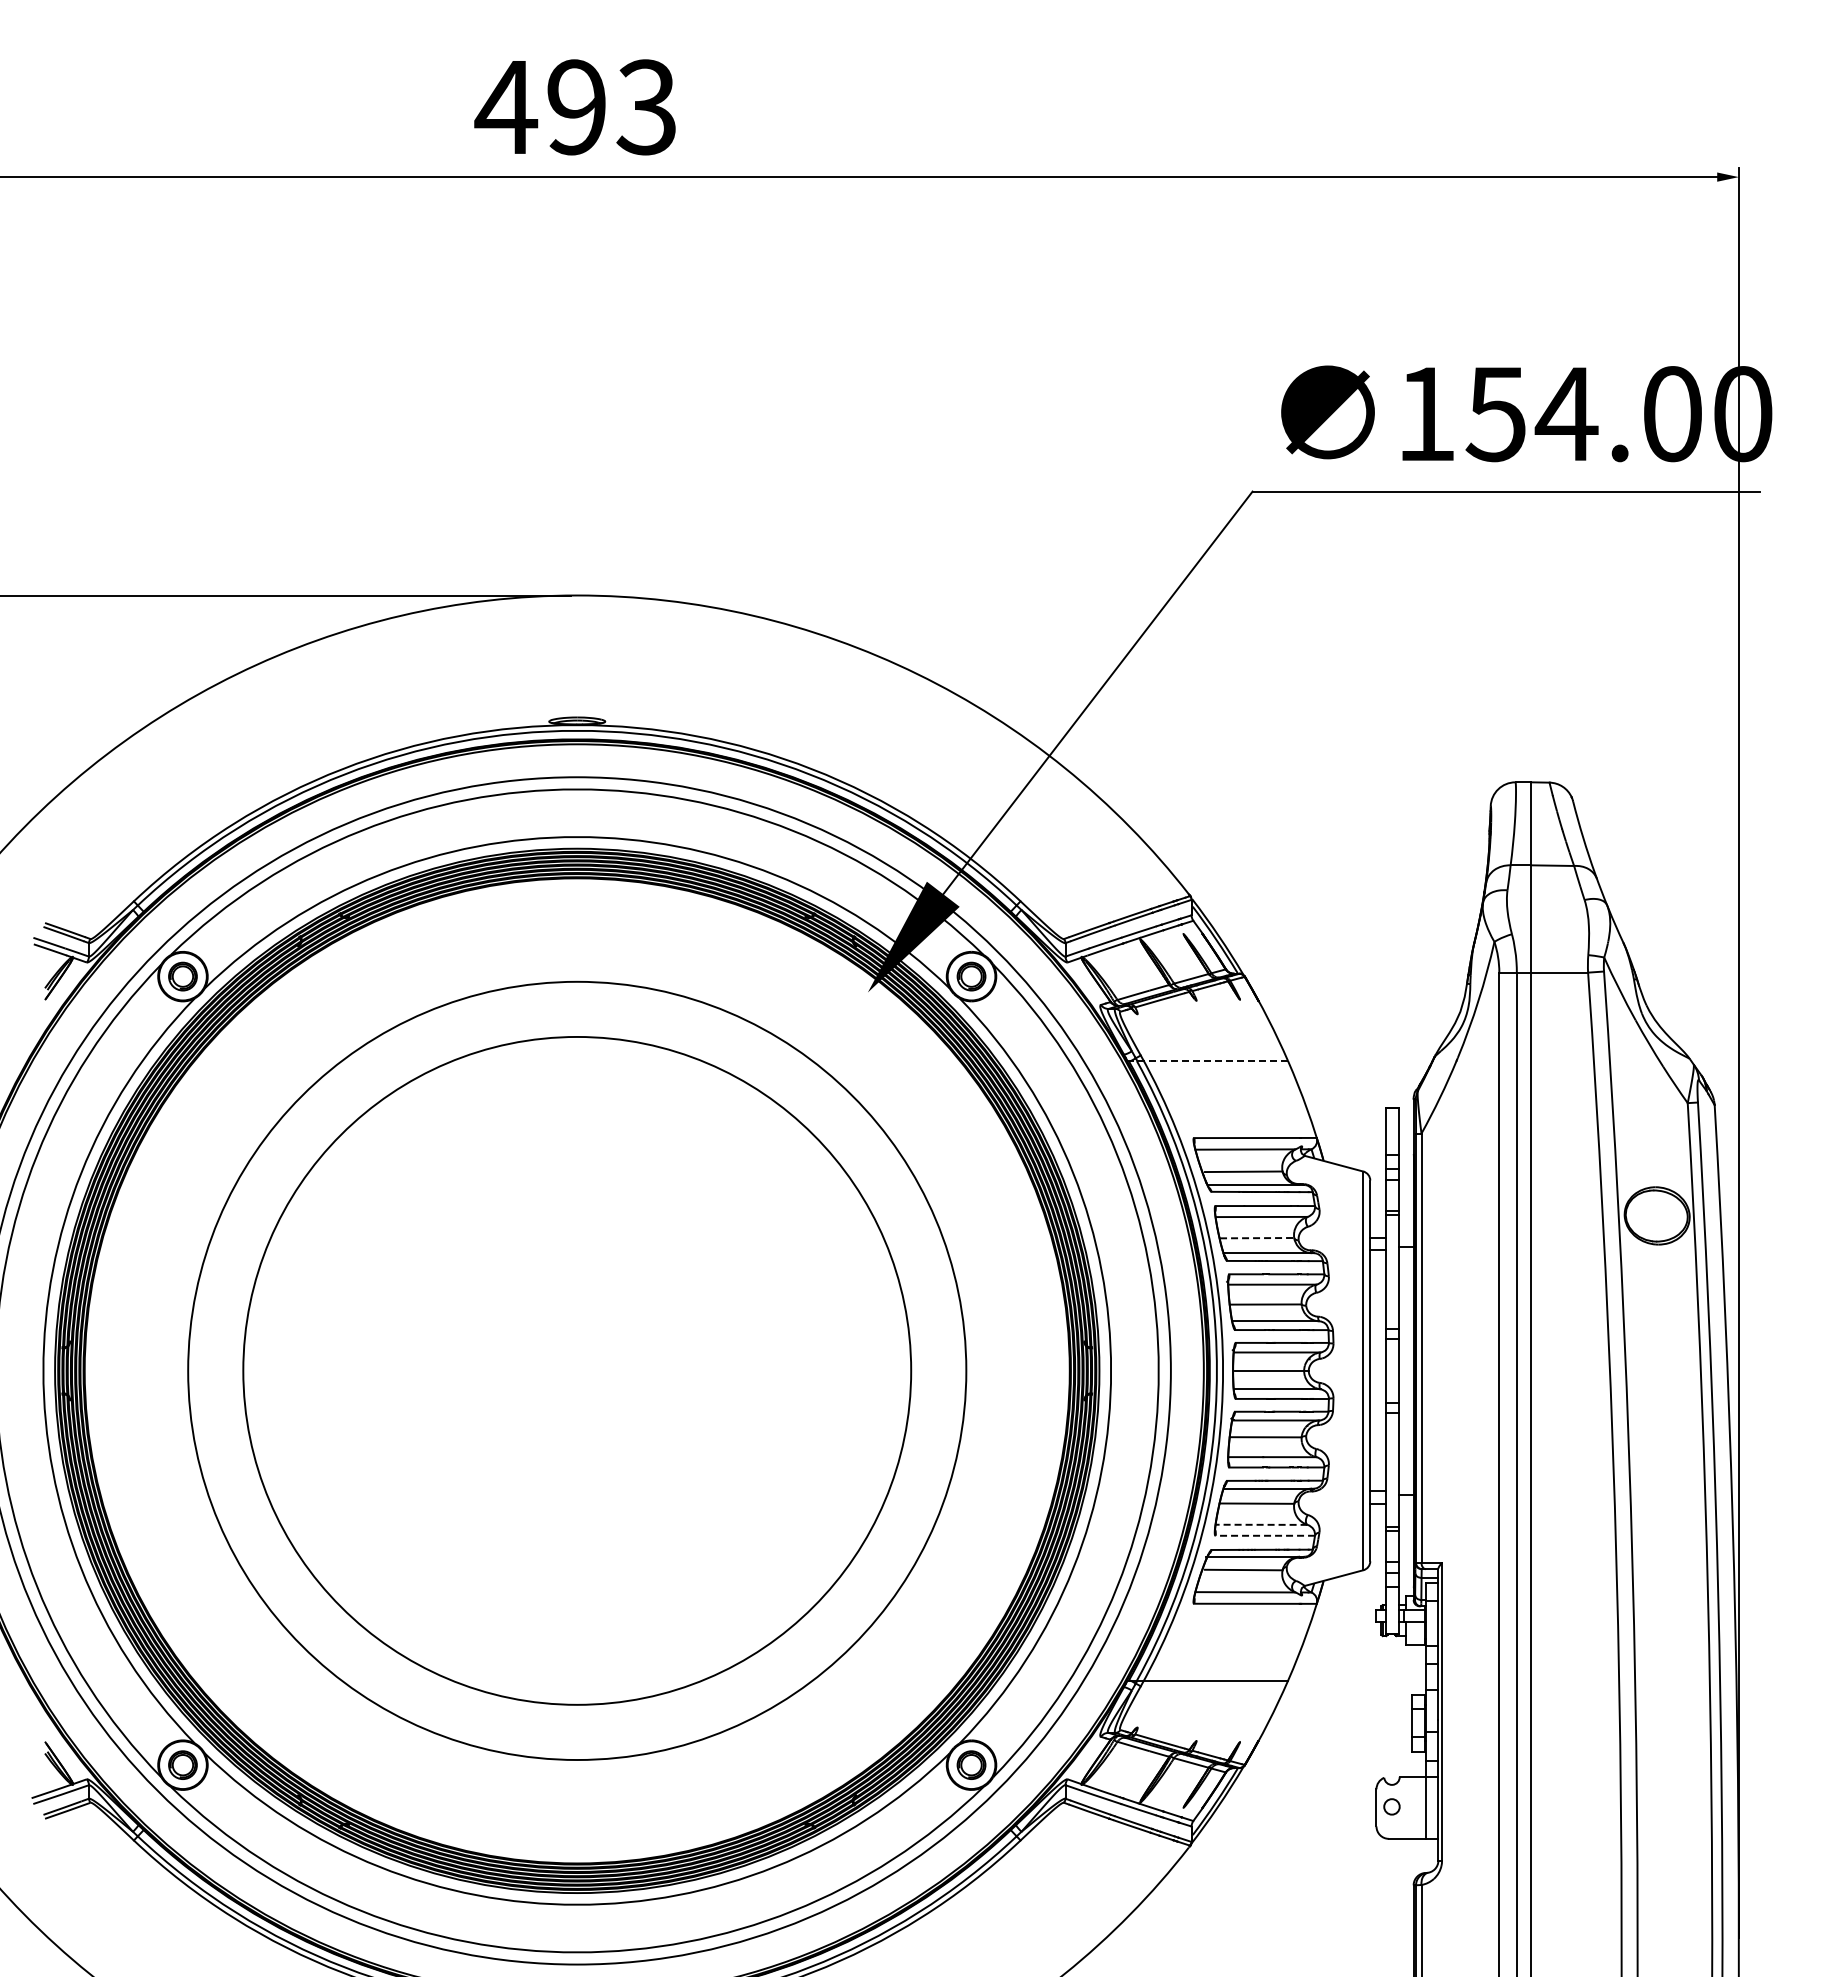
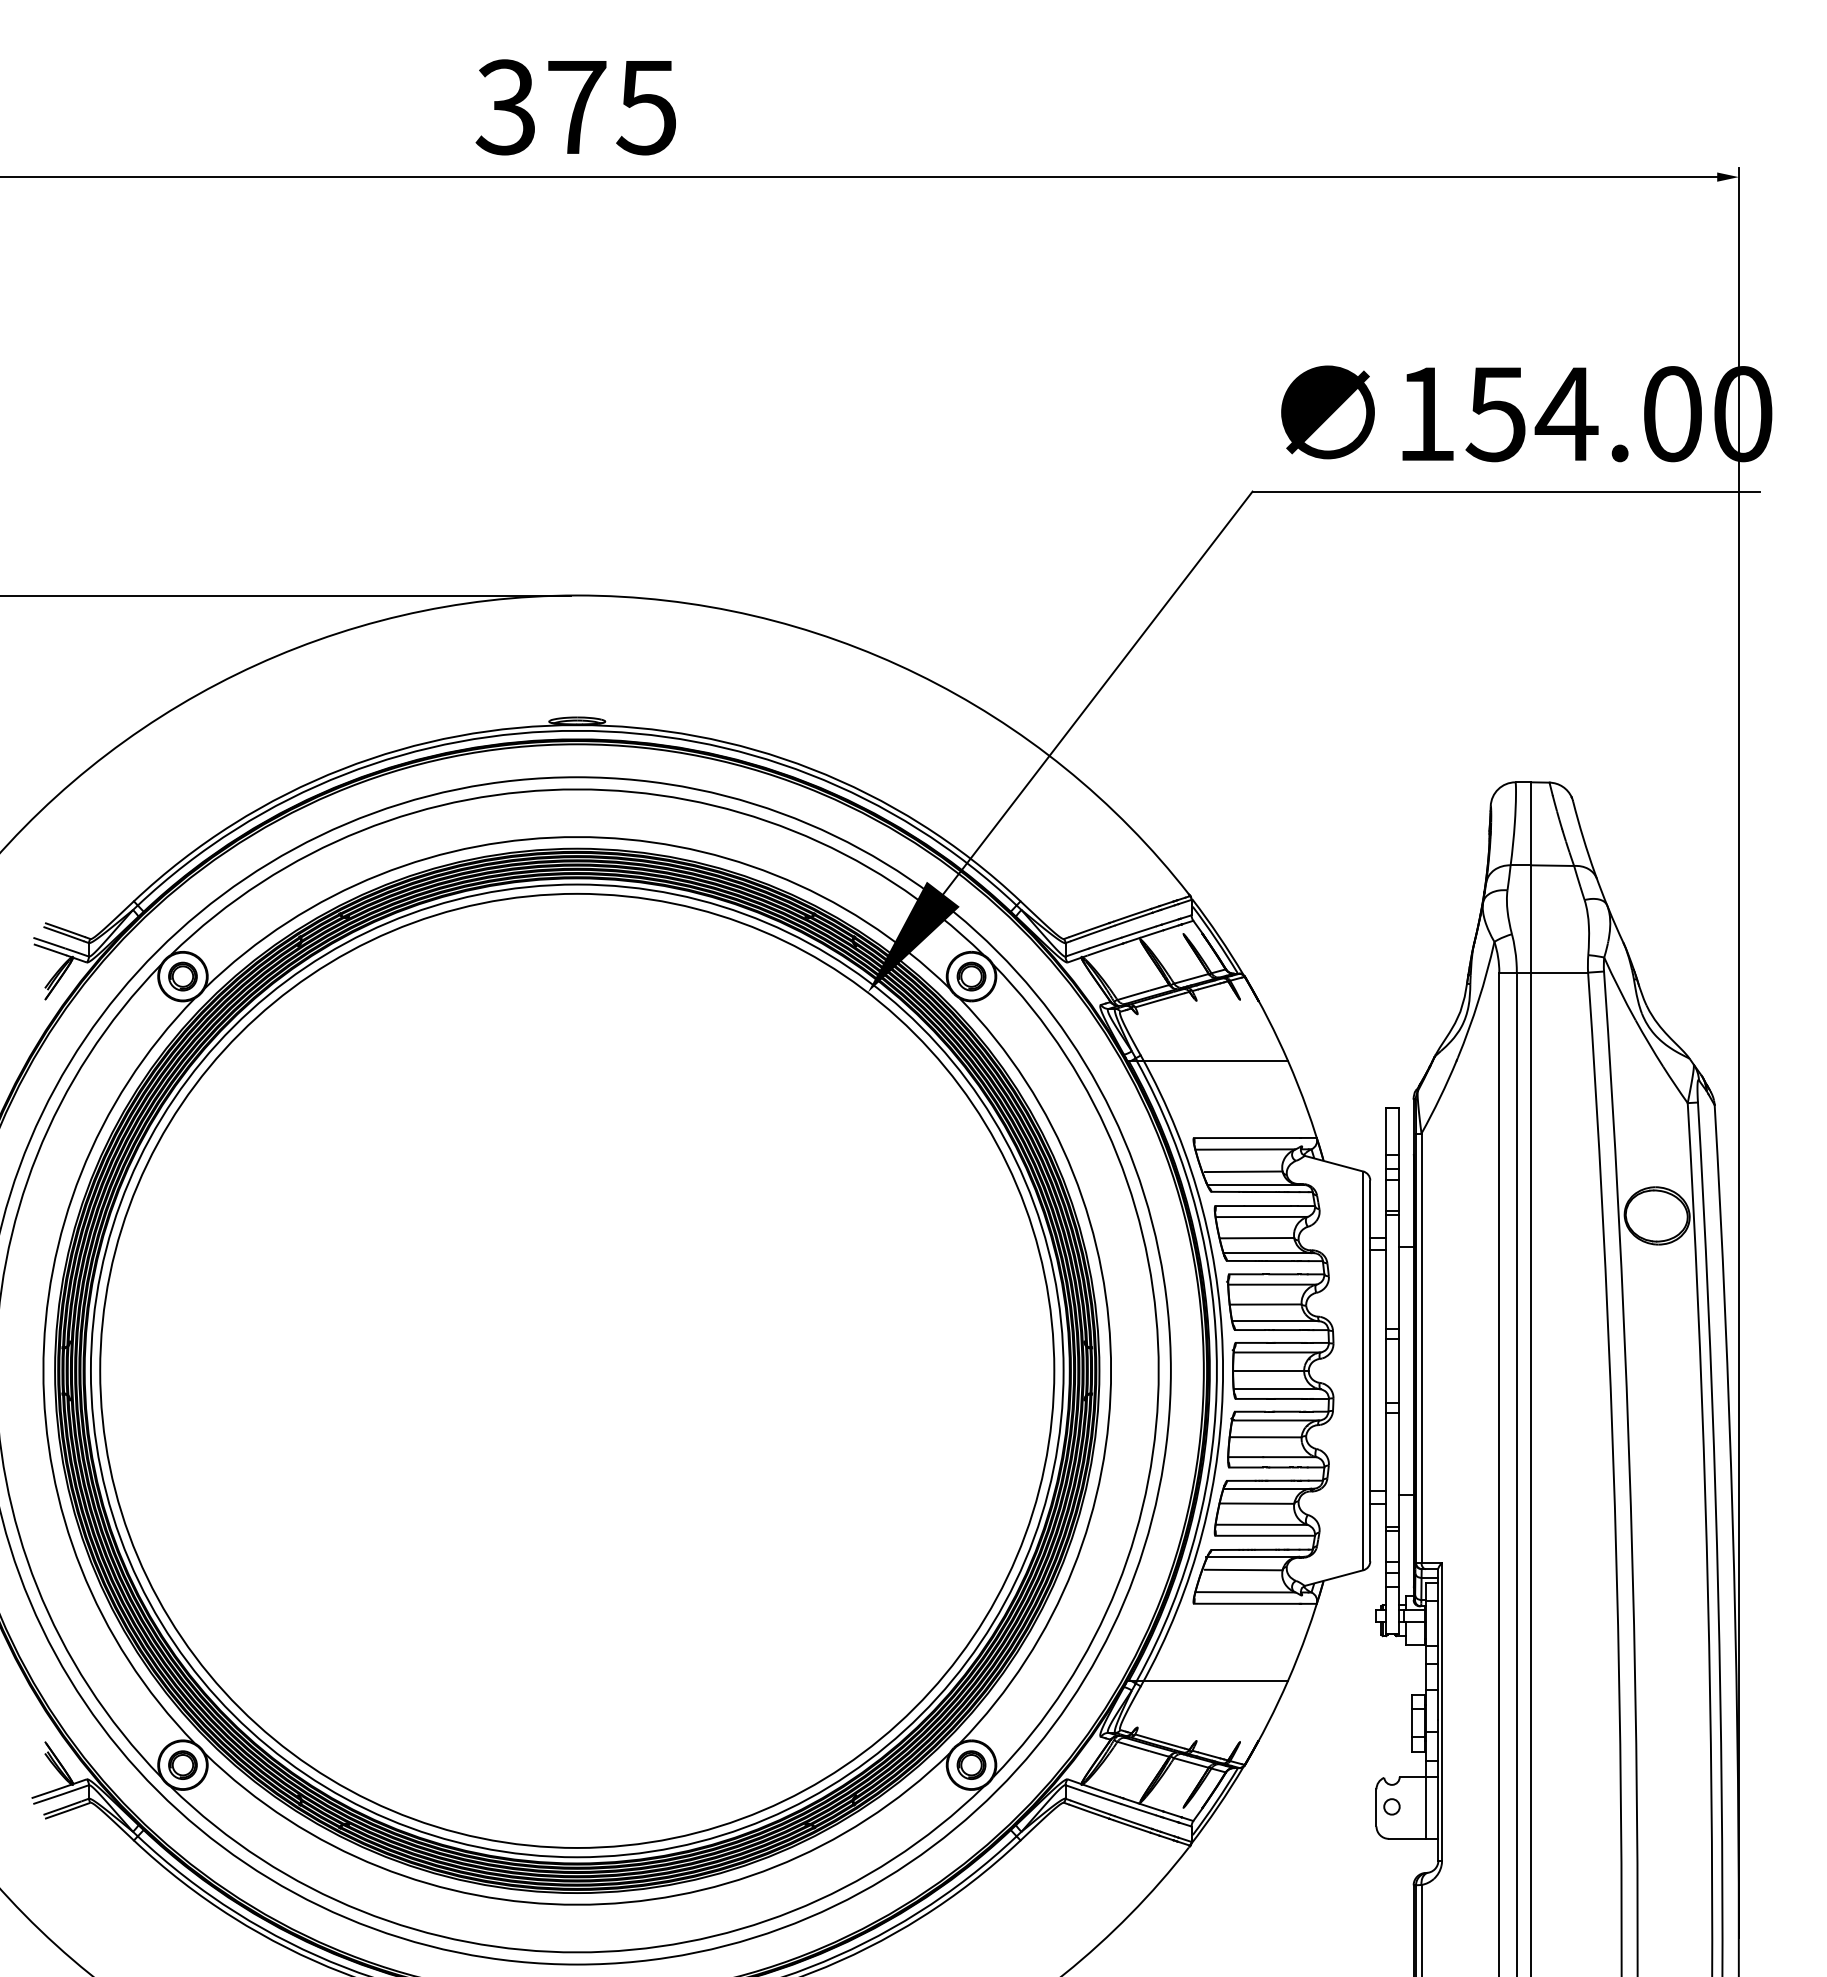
text: 493 -> 375 (574, 107)
line: dashed -> solid (1207, 1061)
line: dashed -> solid (1257, 1238)
circle diameter: 668 px -> 954 px (577, 1370)
circle diameter: 778 px -> 973 px (576, 1370)
line: dashed -> solid (1261, 1524)
line: dashed -> solid (1265, 1535)
